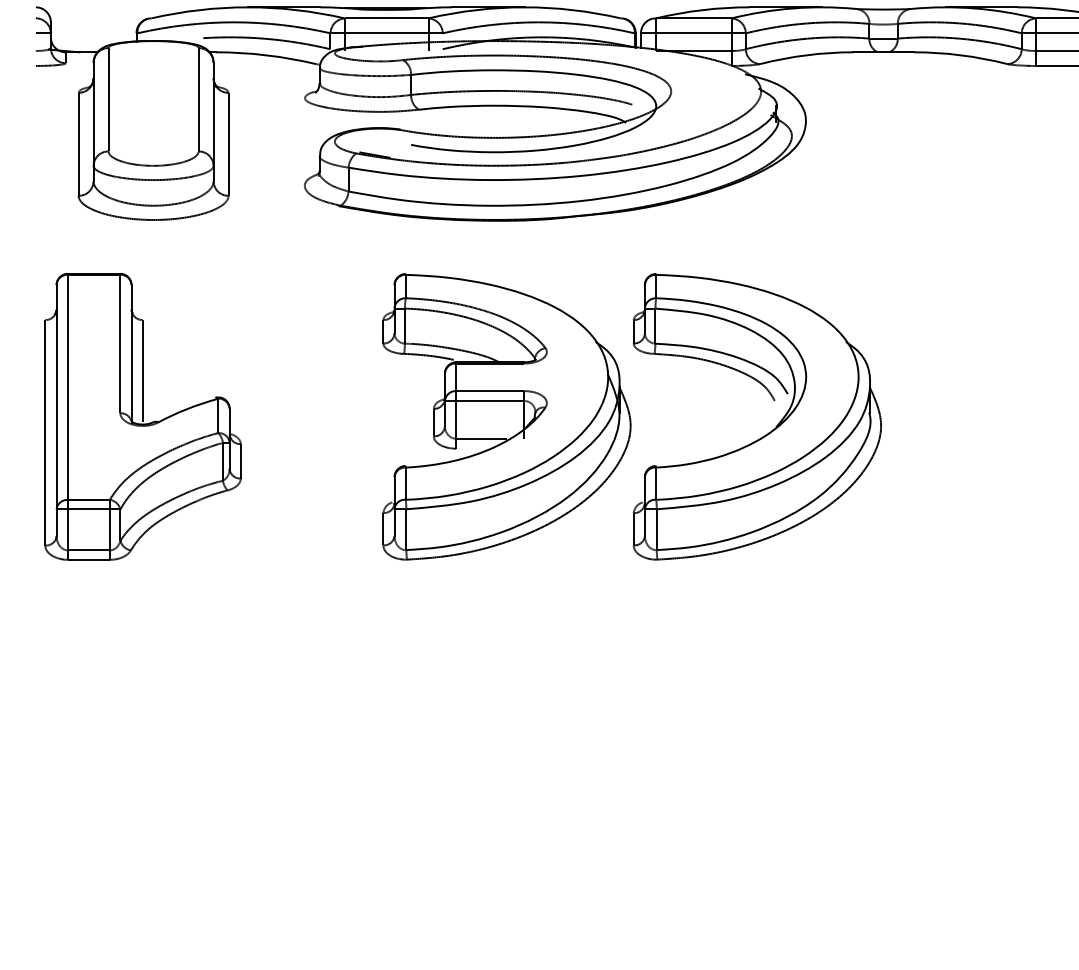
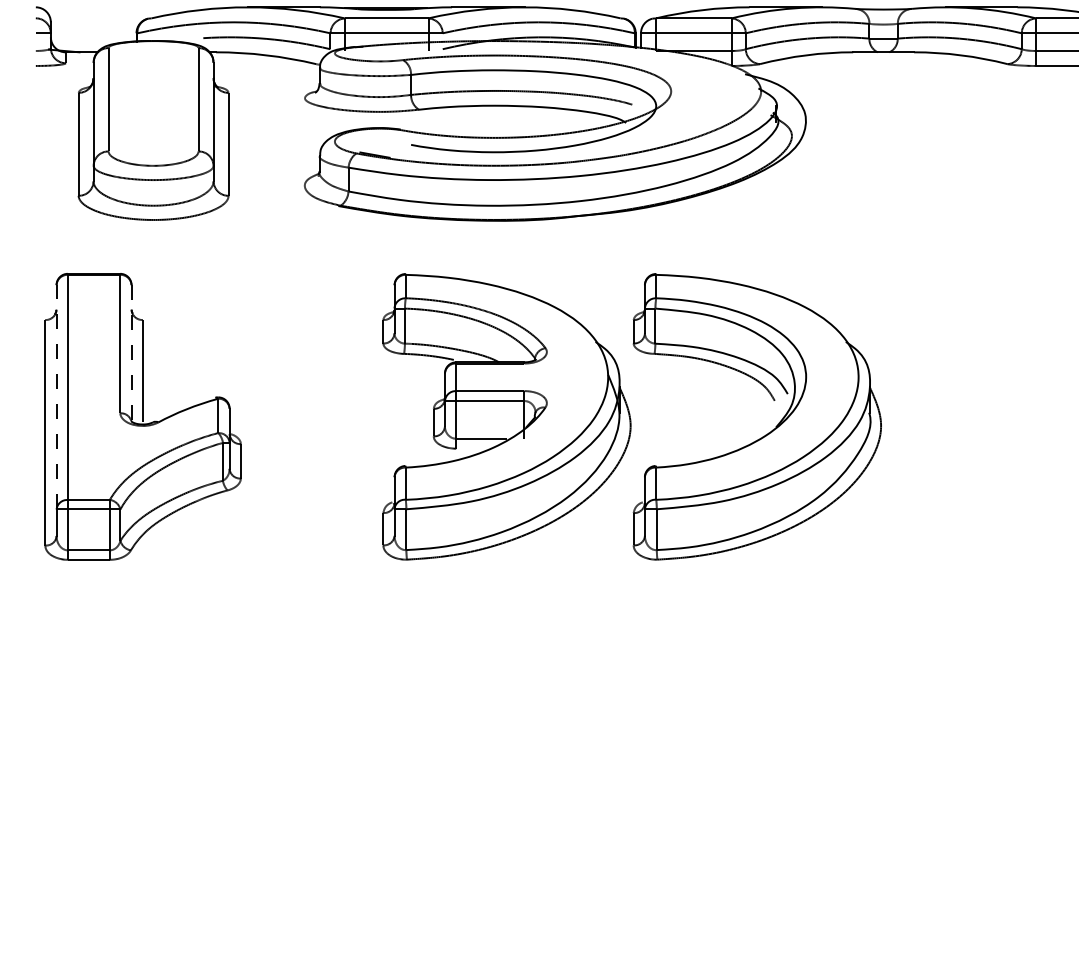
line: solid -> dashed (131, 354)
line: solid -> dashed (56, 396)
